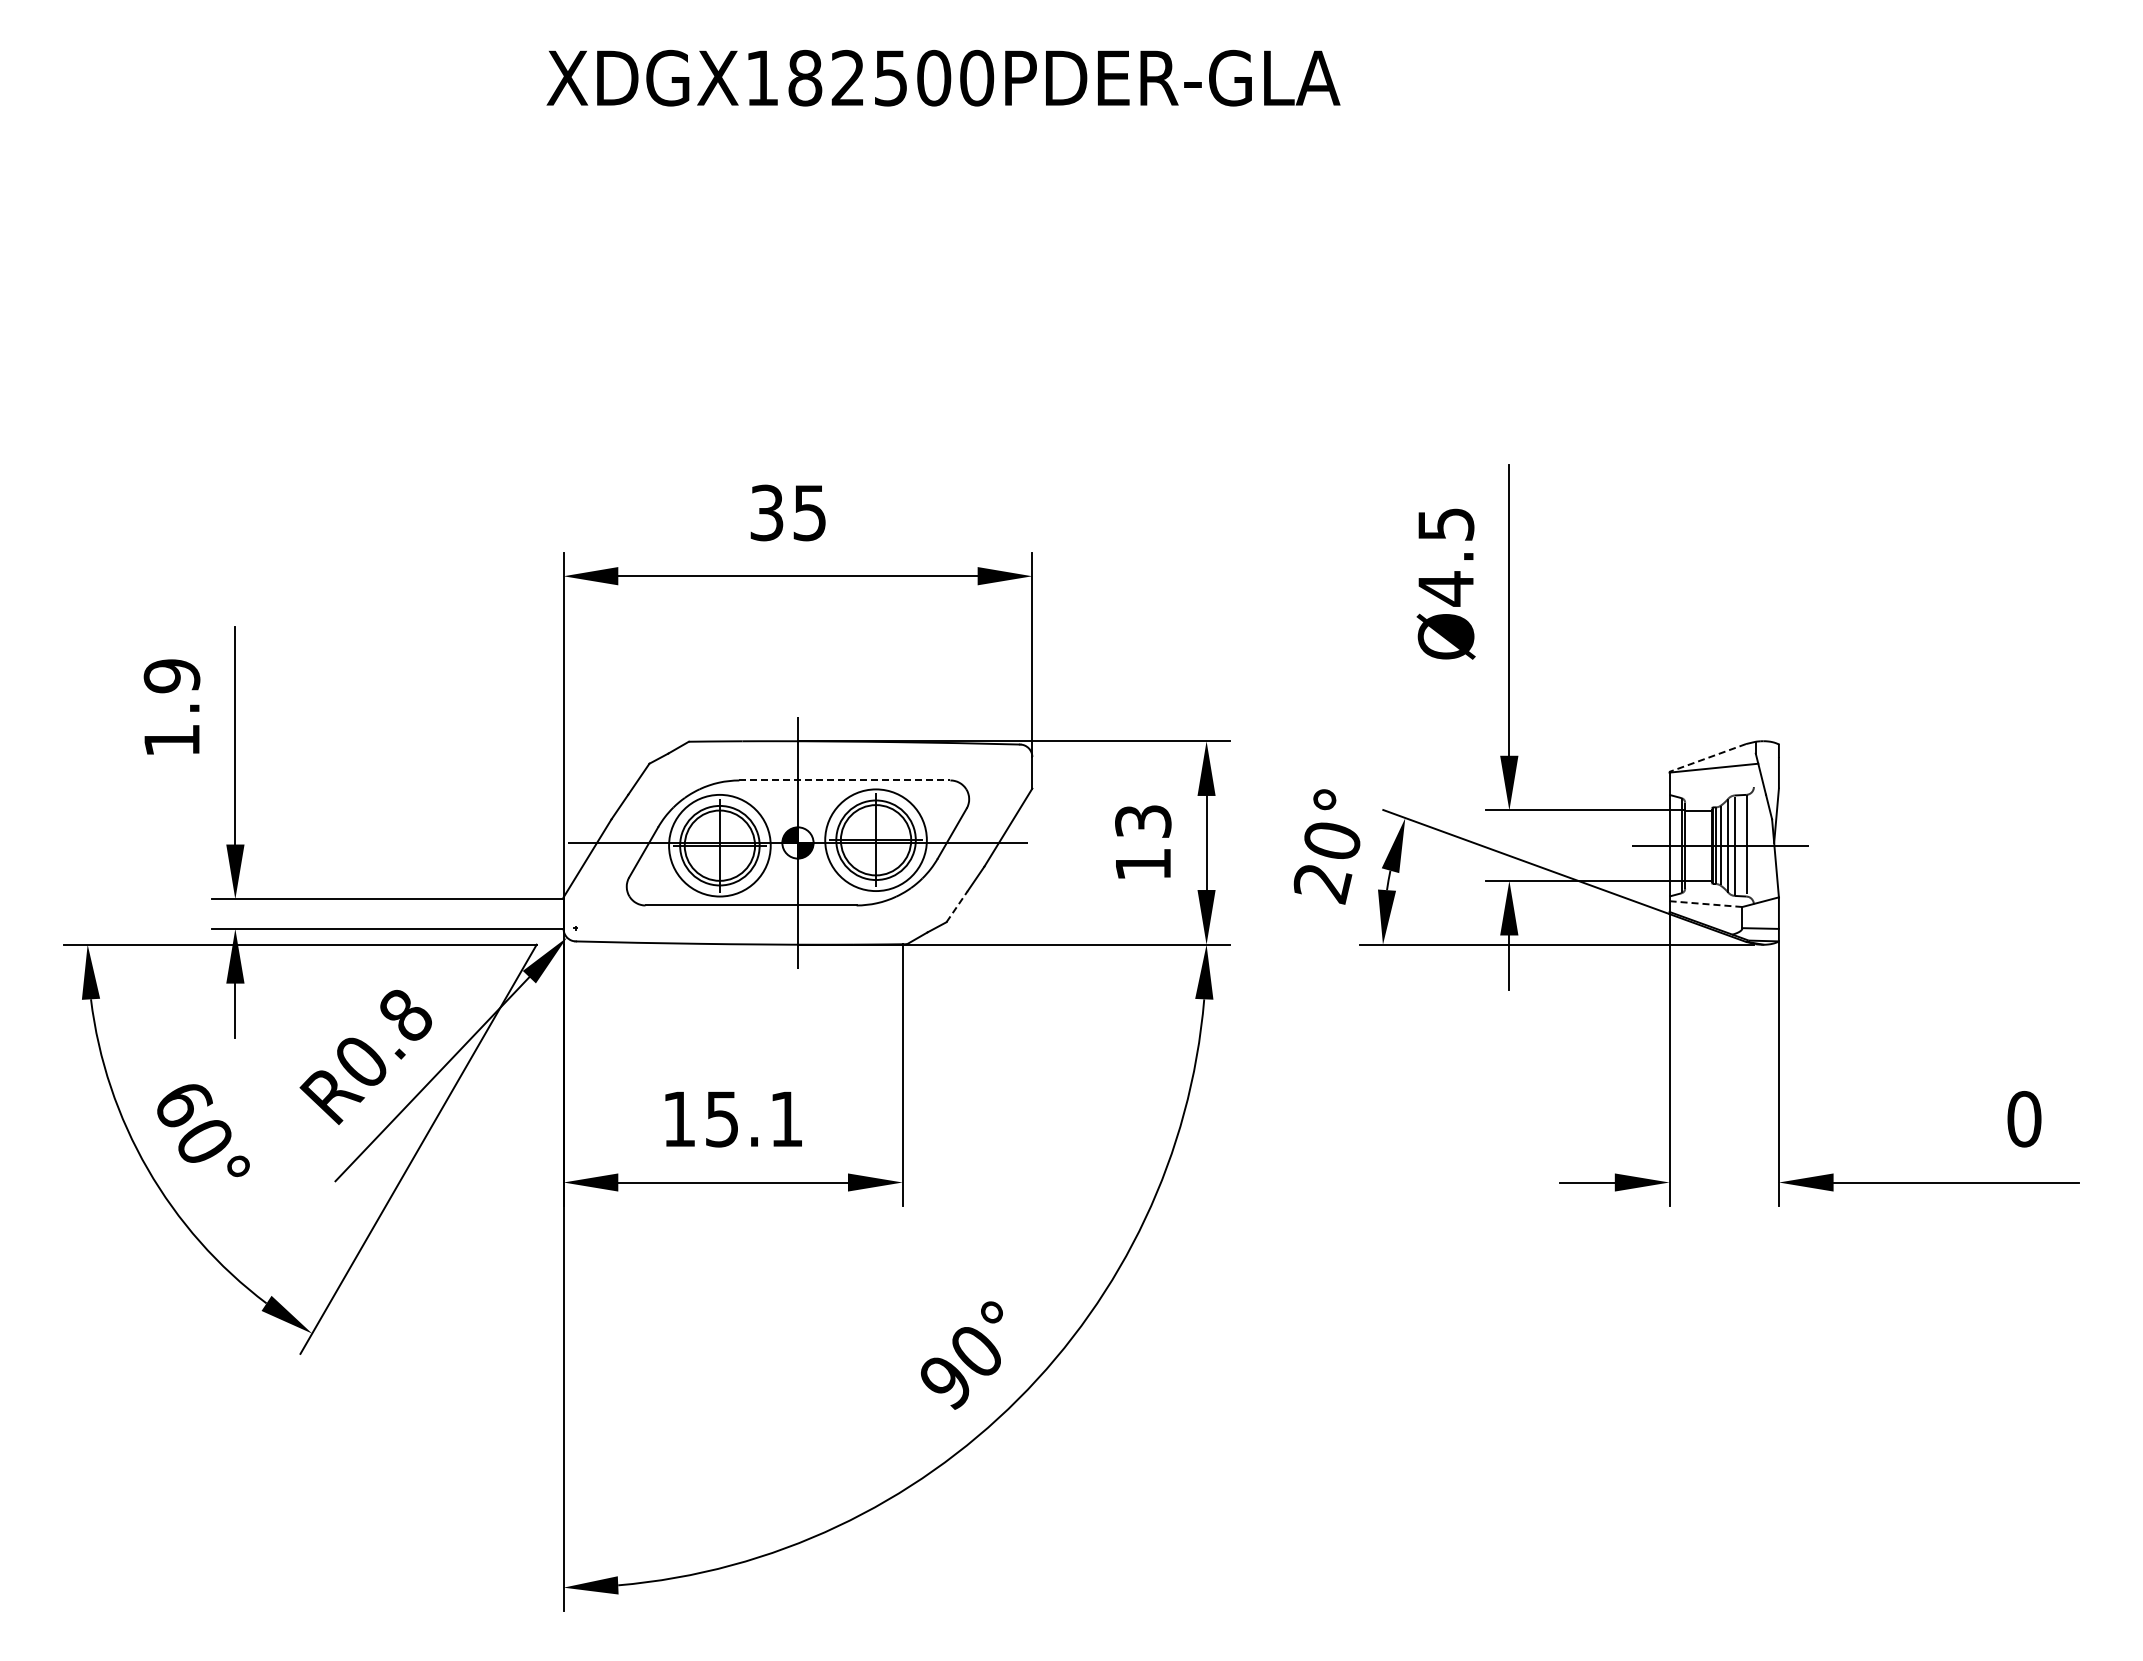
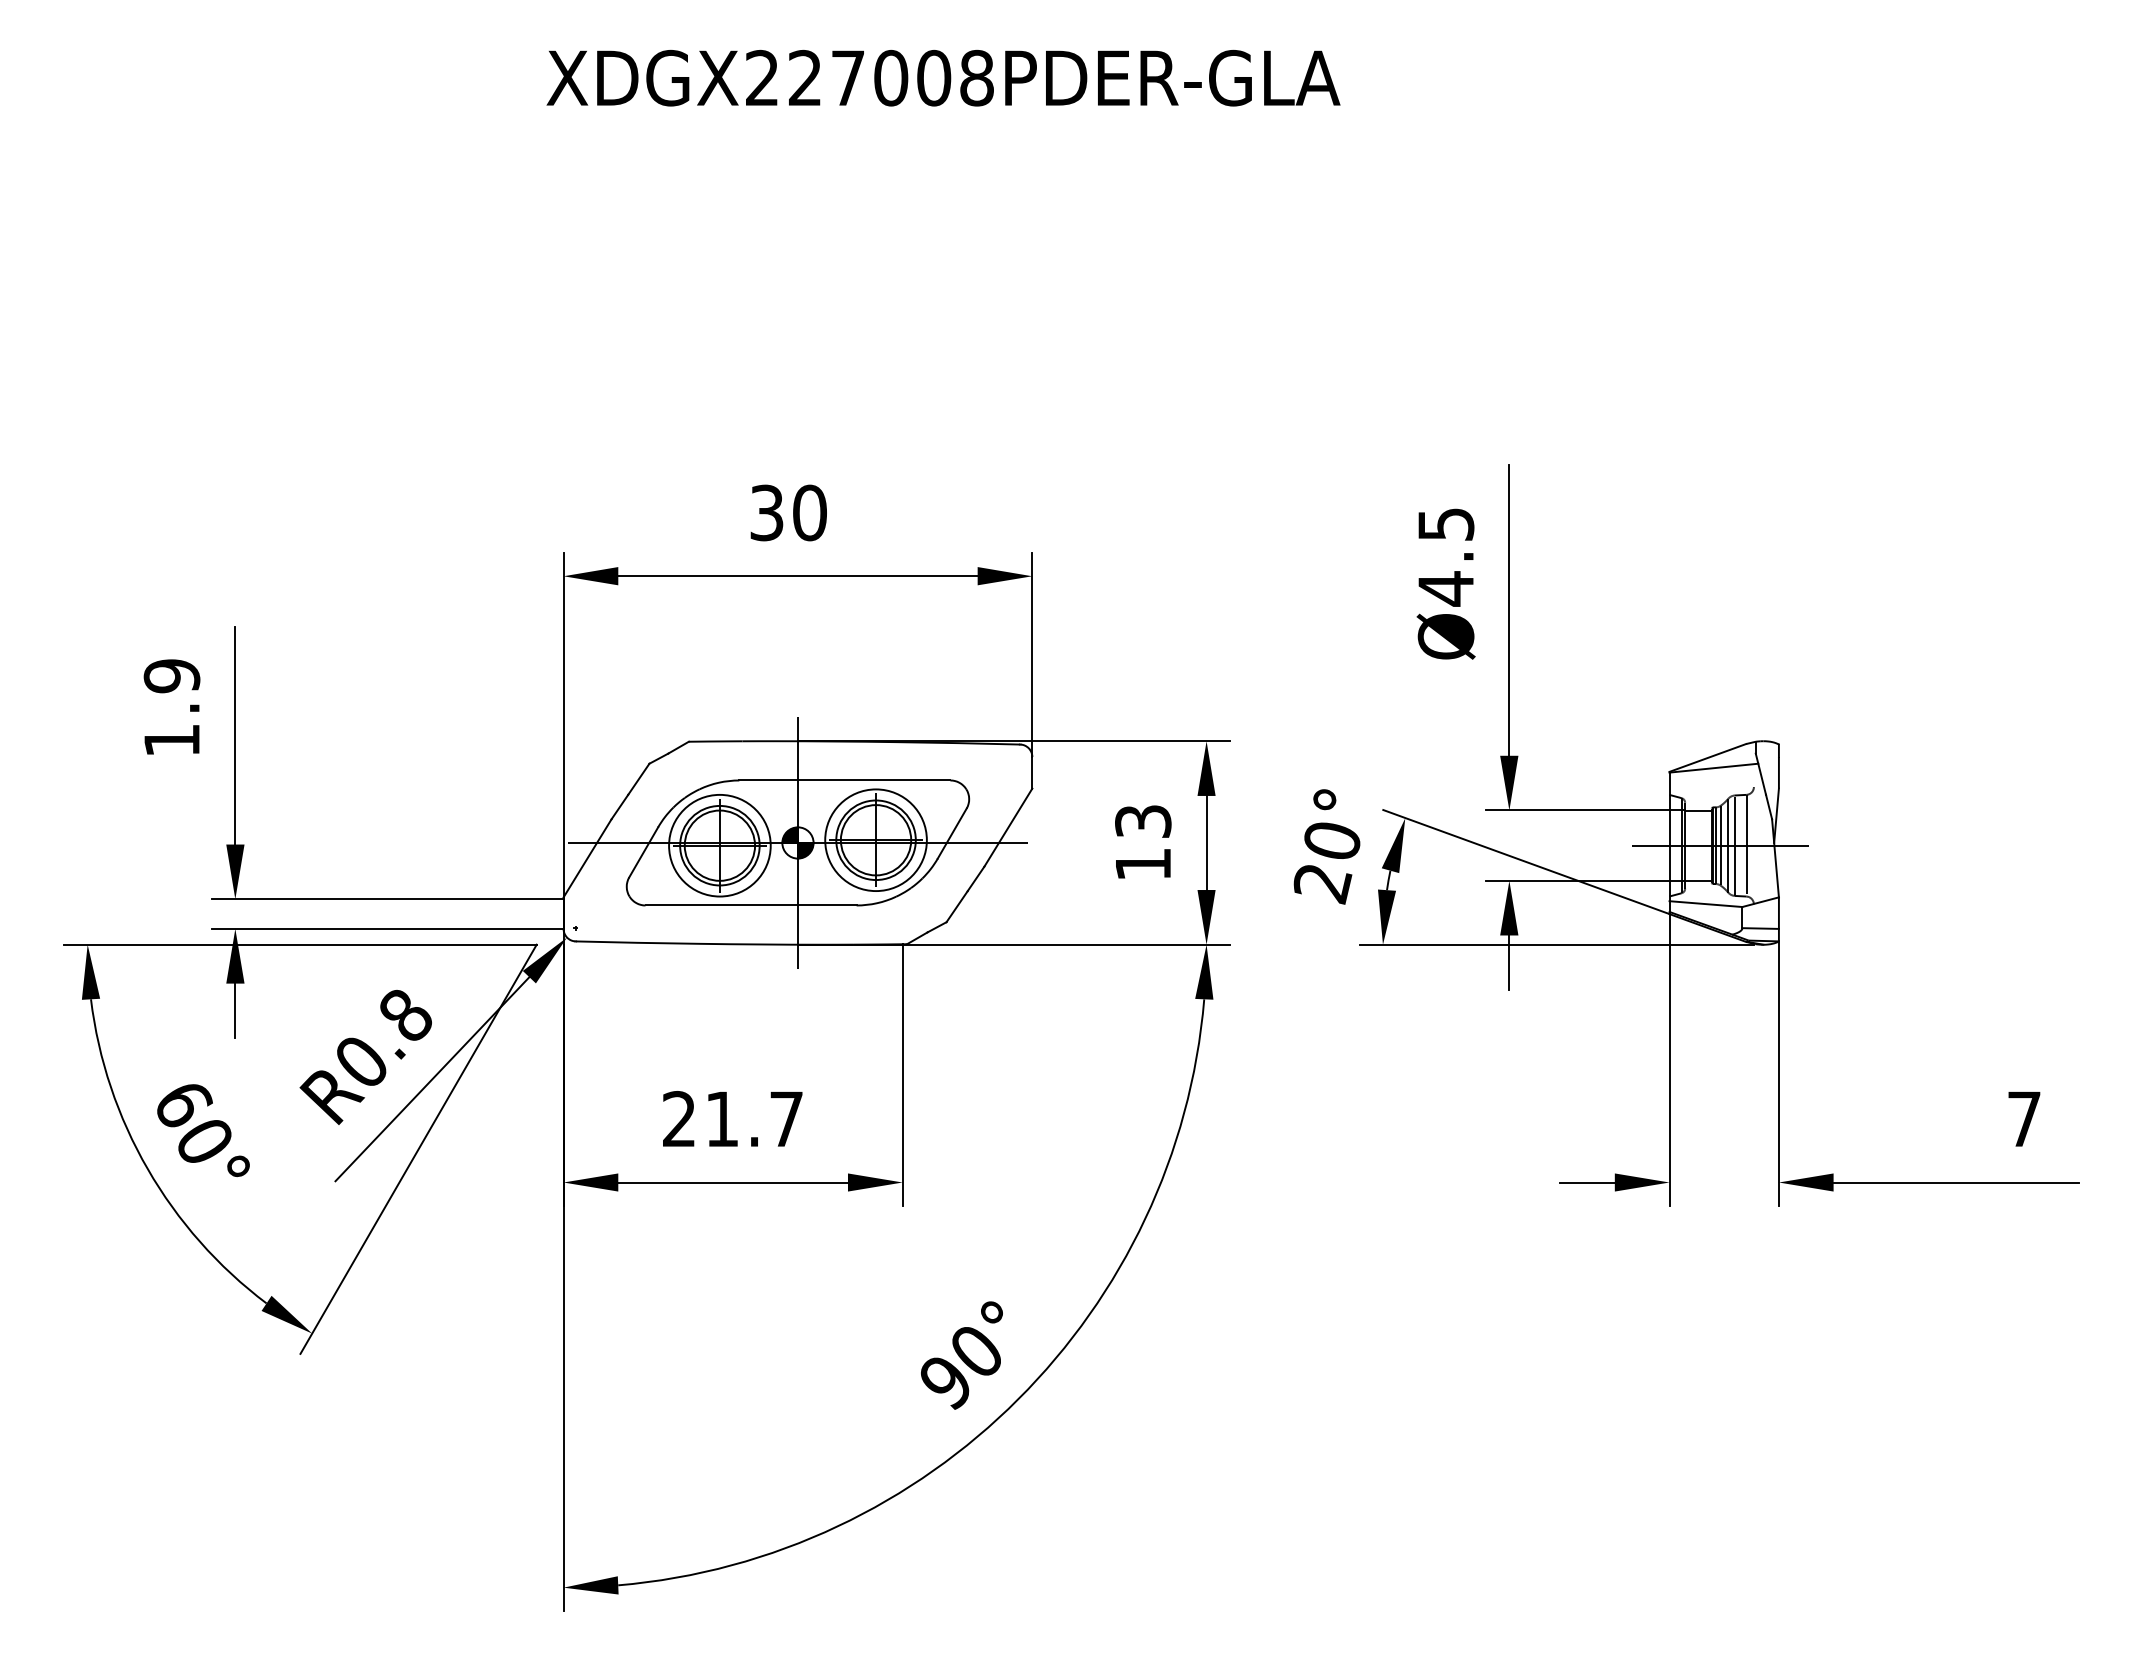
text: XDGX182500PDER-GLA -> XDGX227008PDER-GLA (870, 77)
text: 35 -> 30 (809, 512)
line: dashed -> solid (1707, 757)
line: dashed -> solid (844, 780)
line: dashed -> solid (1705, 904)
line: dashed -> solid (957, 906)
text: 15.1 -> 21.7 (732, 1119)
text: 0 -> 7 (2024, 1119)
